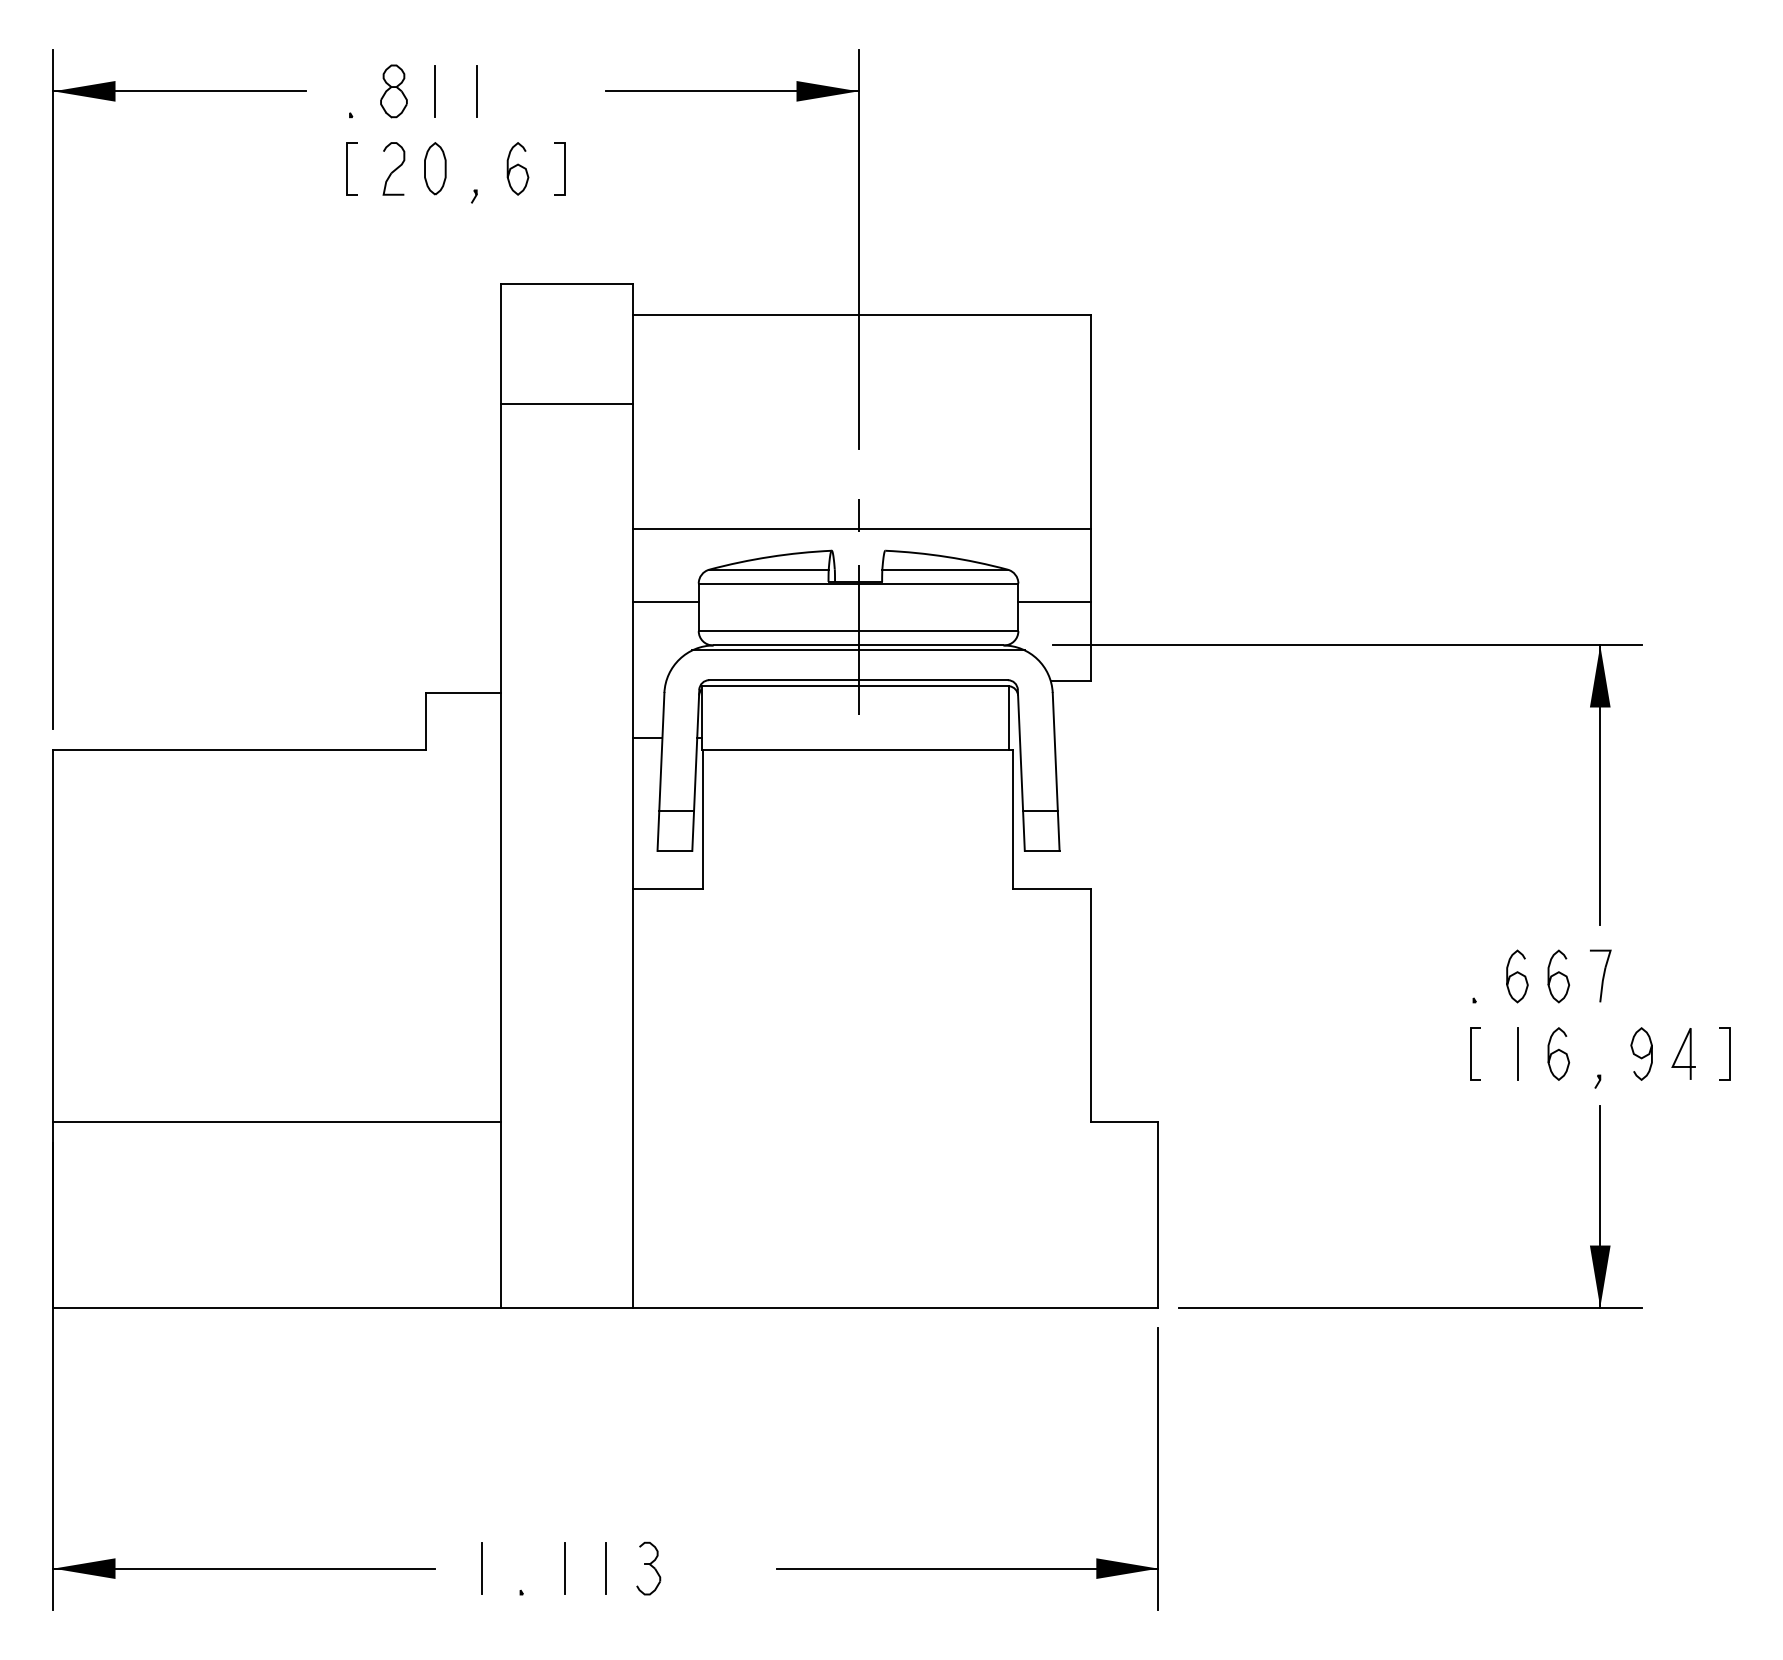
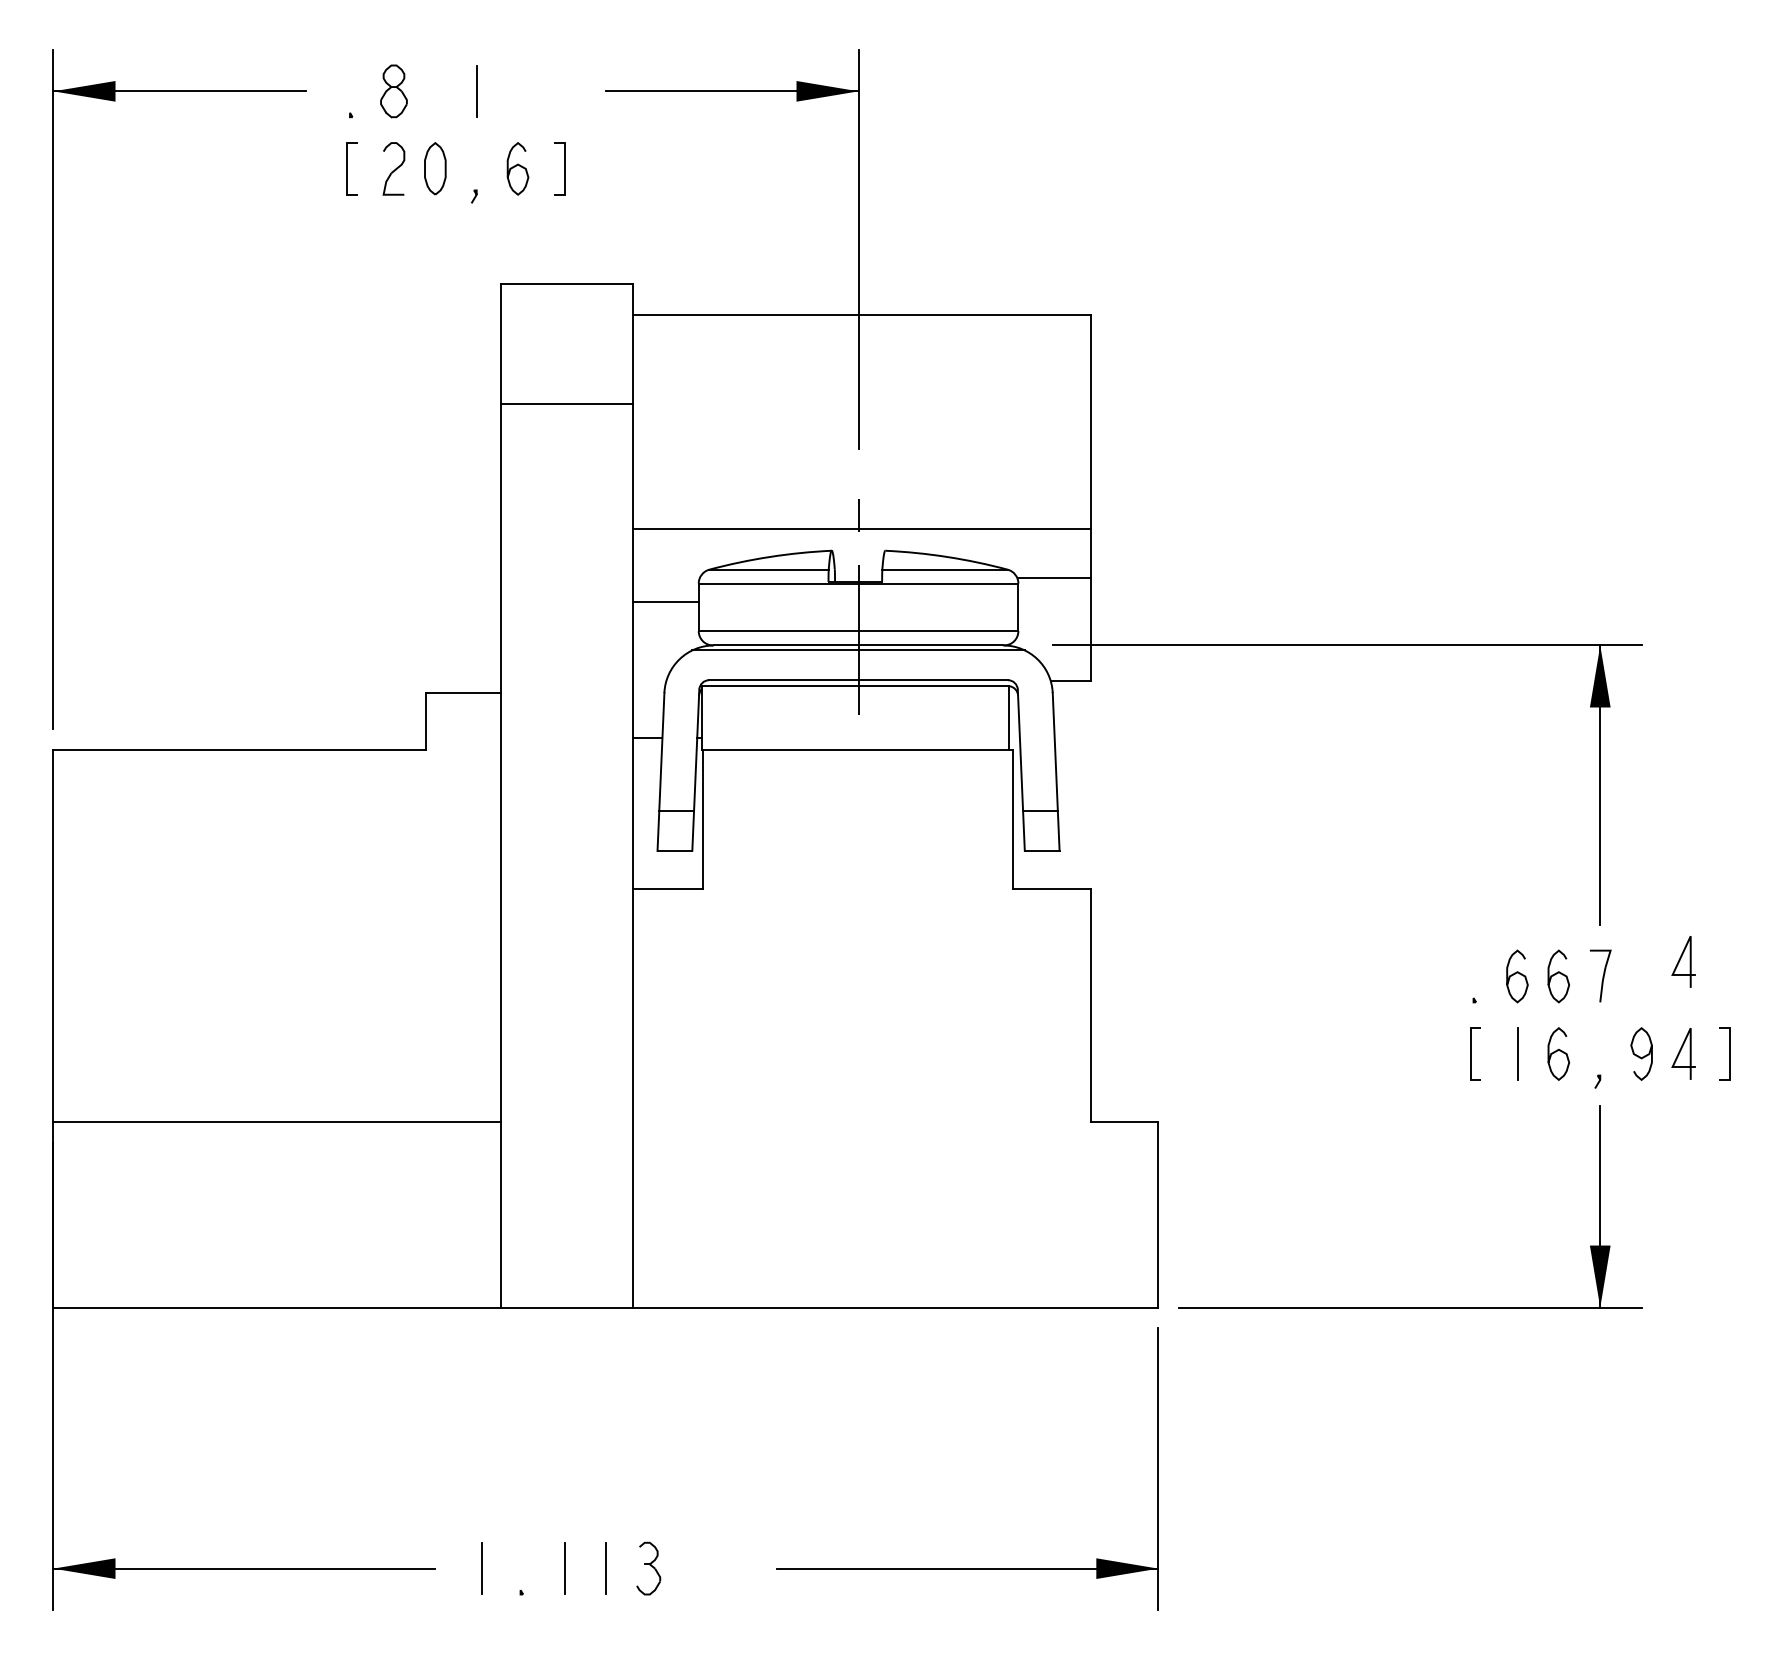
line: present -> none (435, 91)
line position: (1054, 601) -> (1054, 577) (1054, 577)
line: none -> present (1680, 960)
